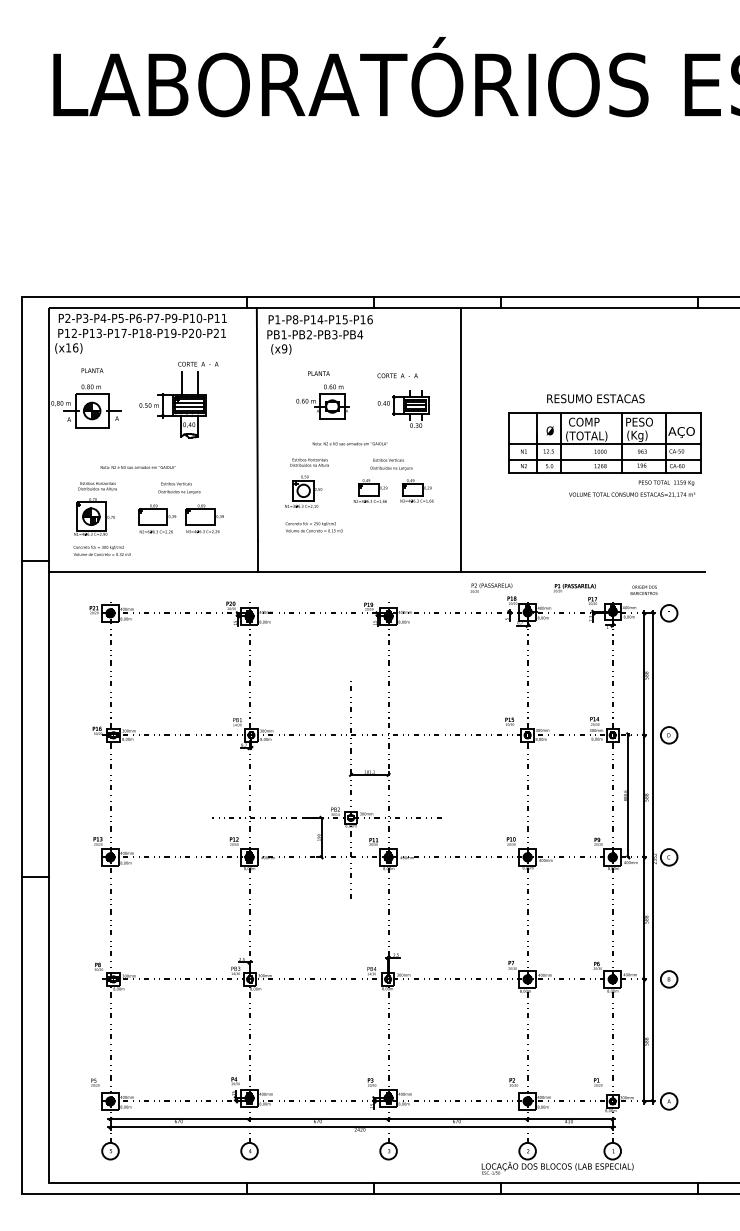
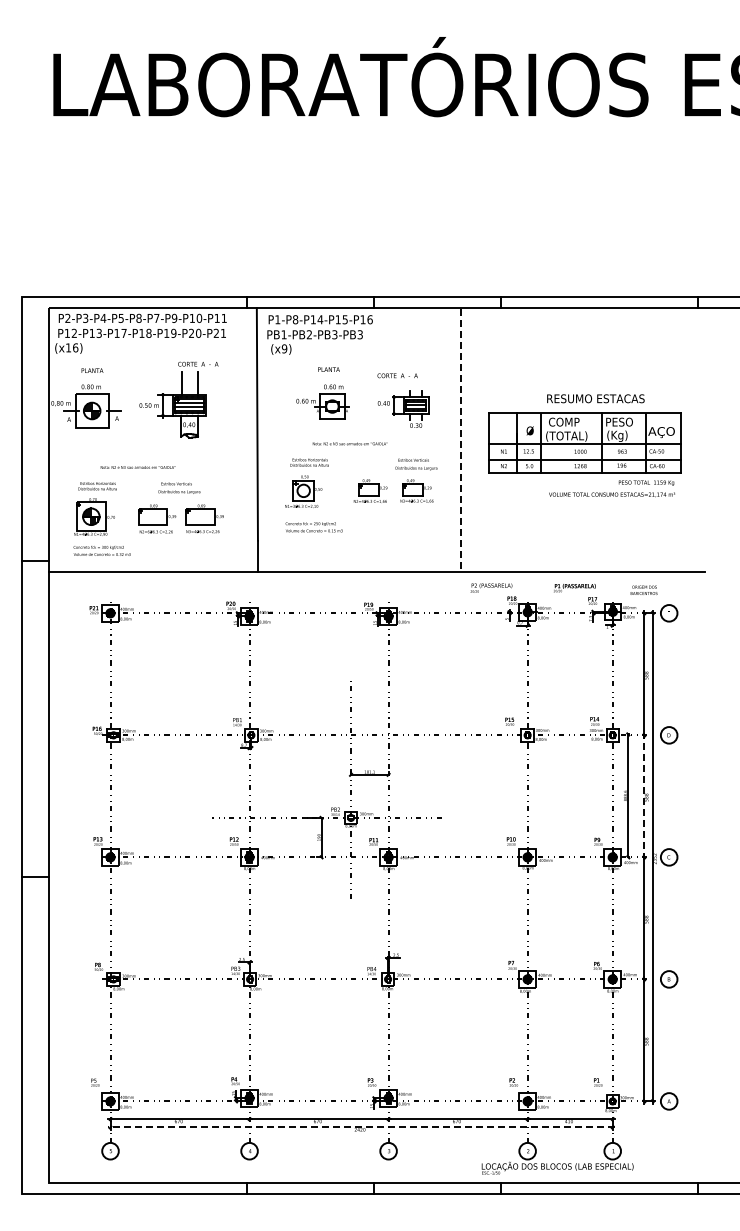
text: P2-P3-P4-P5-P6-P7-P9-P10-P11 -> P2-P3-P4-P5-P8-P7-P9-P10-P11 (138, 317)
text: PB1-PB2-PB3-PB4 -> PB1-PB2-PB3-PB3 (360, 334)
text position: (318, 373) -> (328, 369) (328, 369)
line: solid -> dashed (460, 441)
part position: (604, 454) -> (584, 454) (584, 454)
text position: (391, 464) -> (416, 464) (416, 464)
line: solid -> dashed (644, 796)
line: solid -> dashed (361, 1127)
